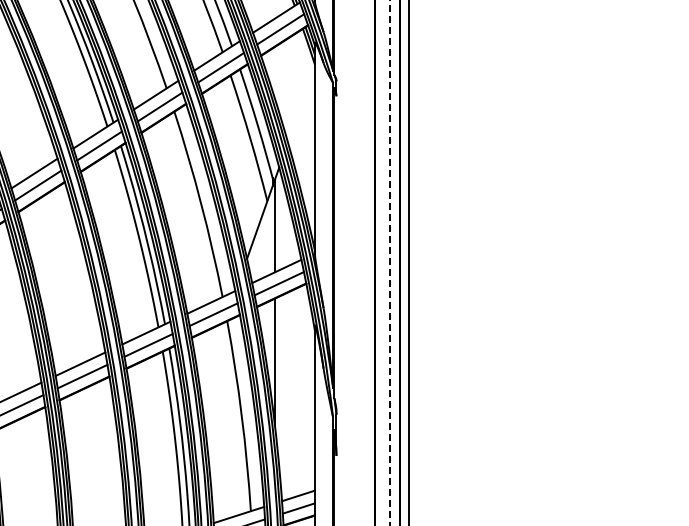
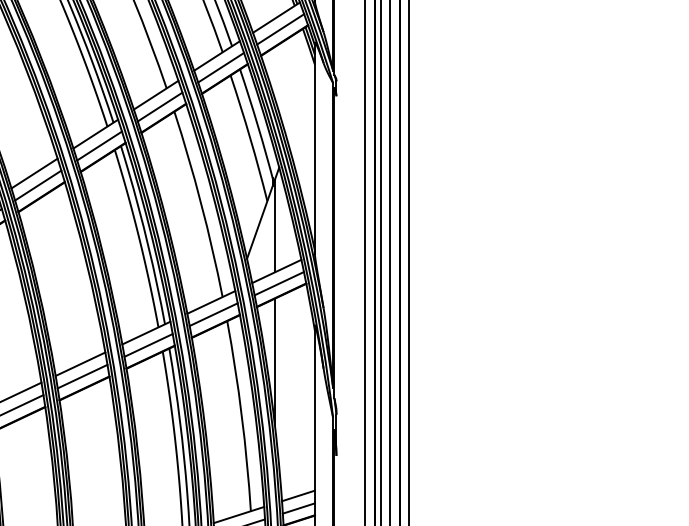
line: none -> present (364, 262)
line: none -> present (381, 262)
line: dashed -> solid (389, 263)
